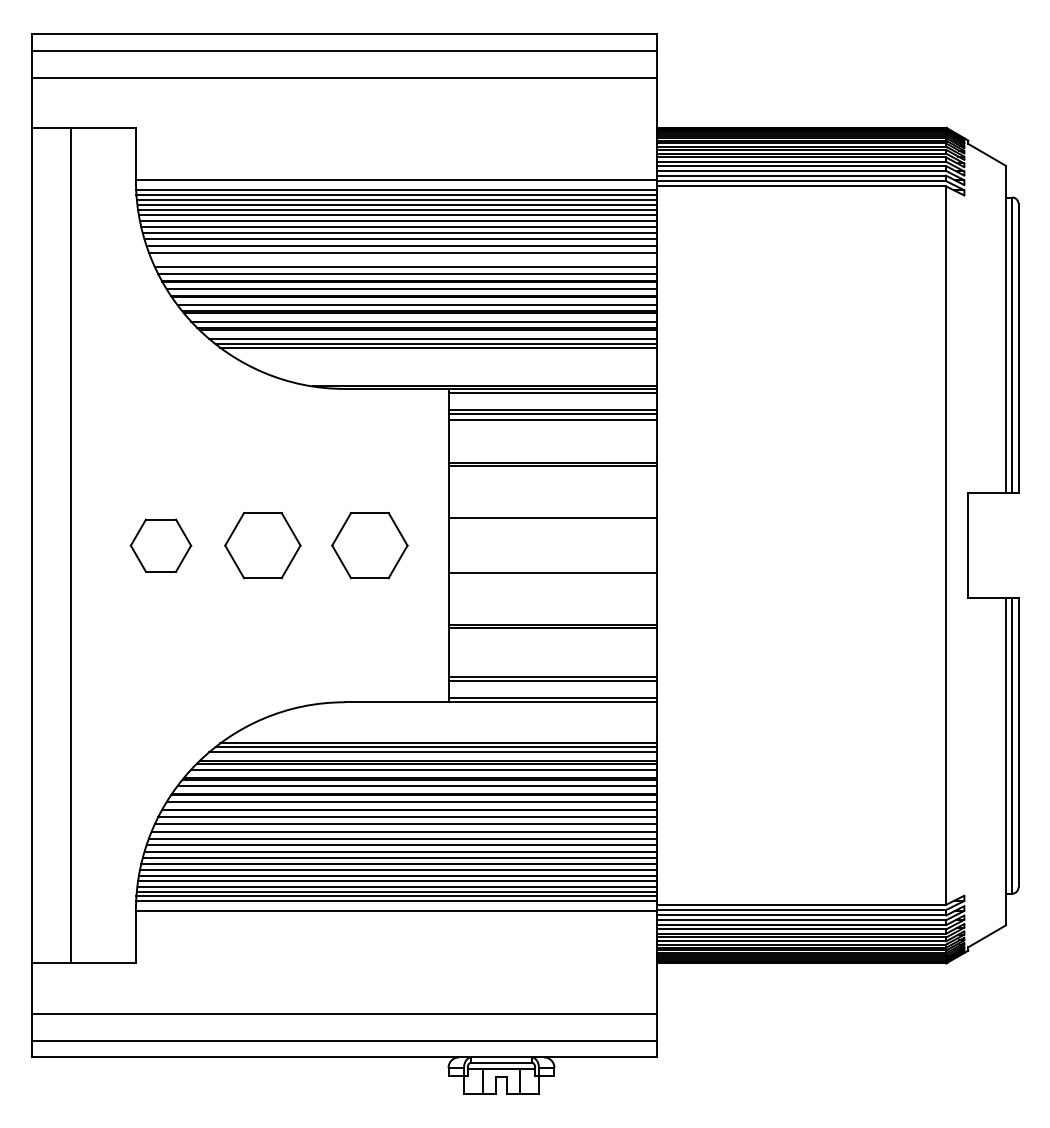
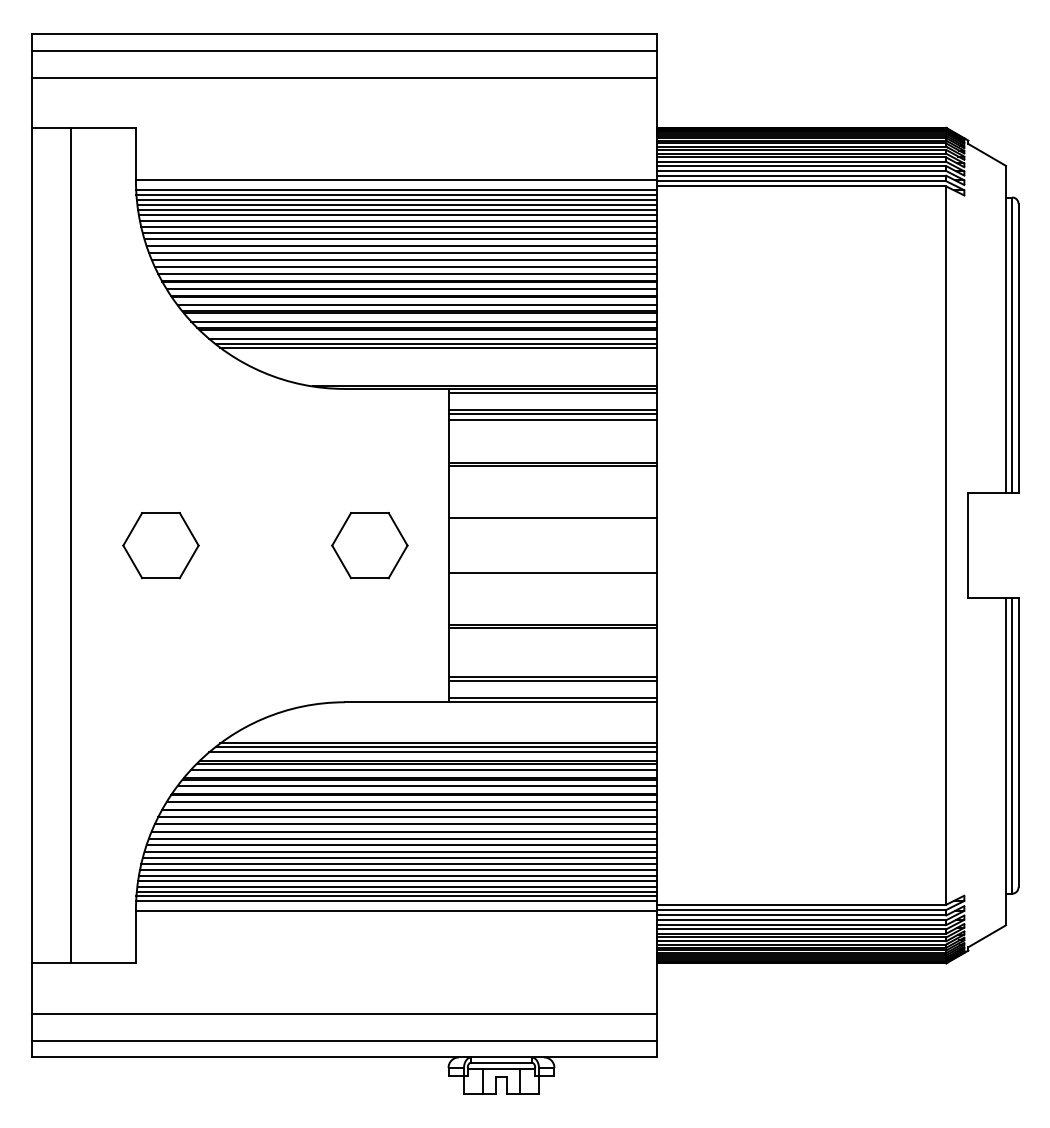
line: none -> present (404, 259)
part size: 64x55 px -> 78x68 px (160, 545)
part: present -> none (262, 545)
